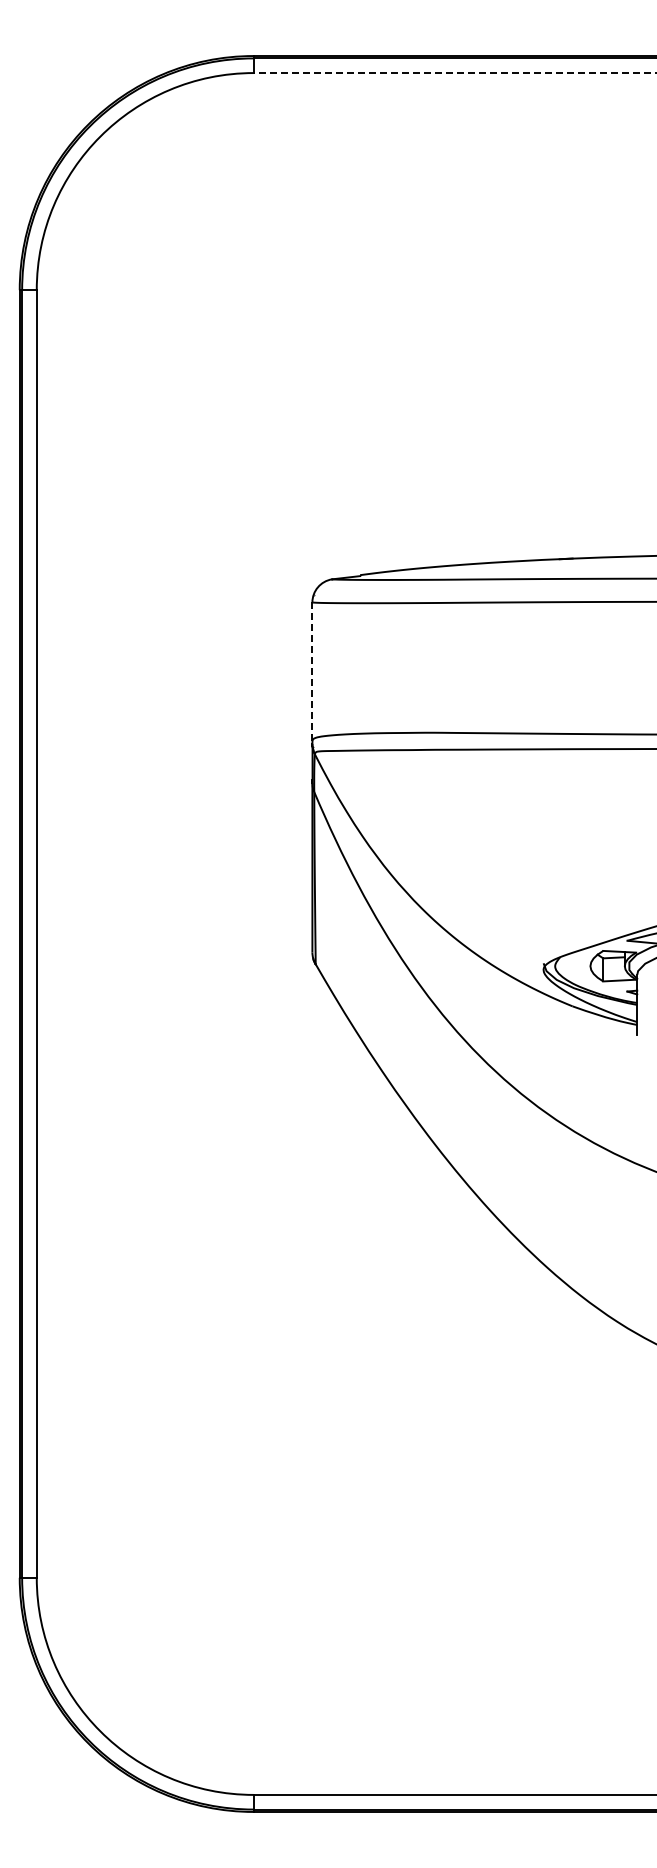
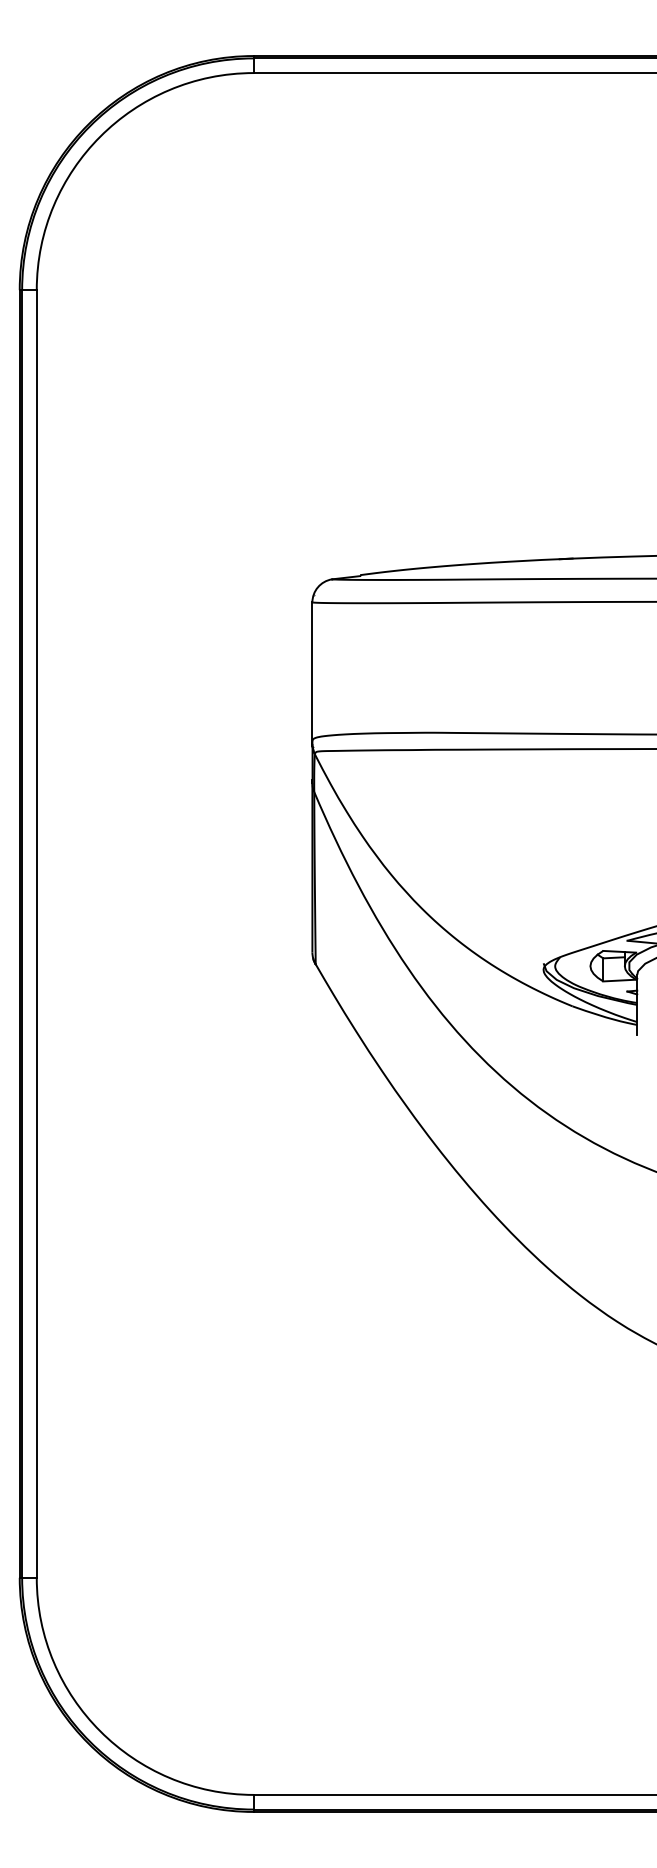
line: dashed -> solid (454, 73)
line: dashed -> solid (312, 673)
